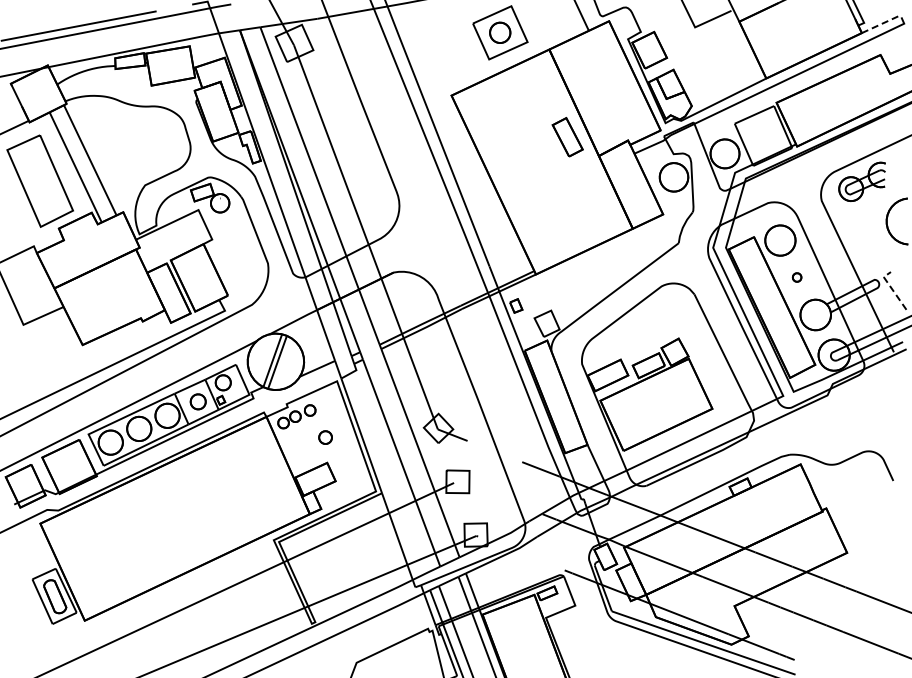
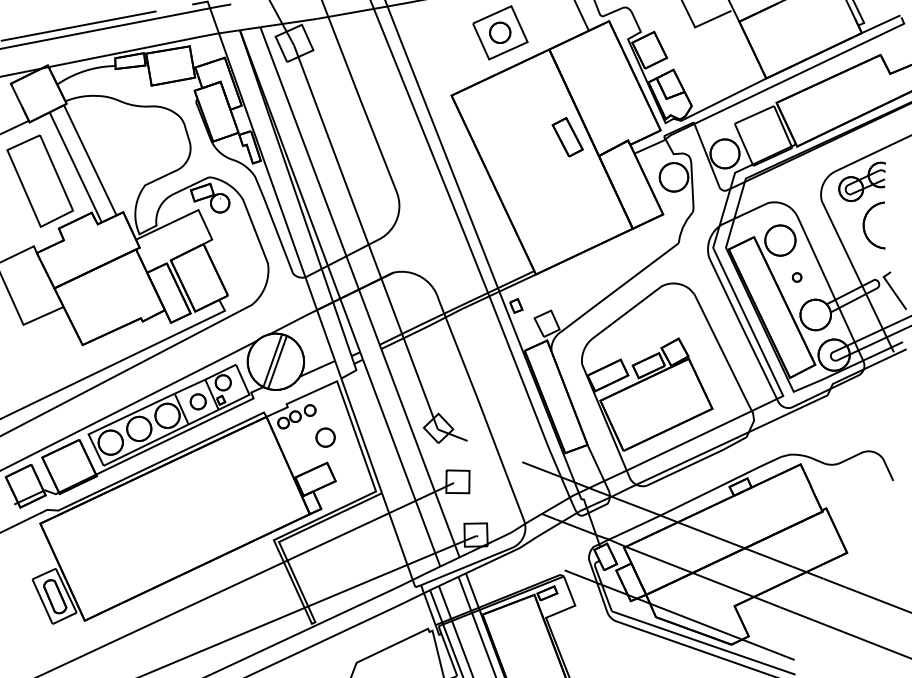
line: dashed -> solid (881, 24)
part position: (888, 217) -> (865, 221) (865, 221)
line: dashed -> solid (892, 289)
part size: 15x15 px -> 21x21 px (325, 437)
